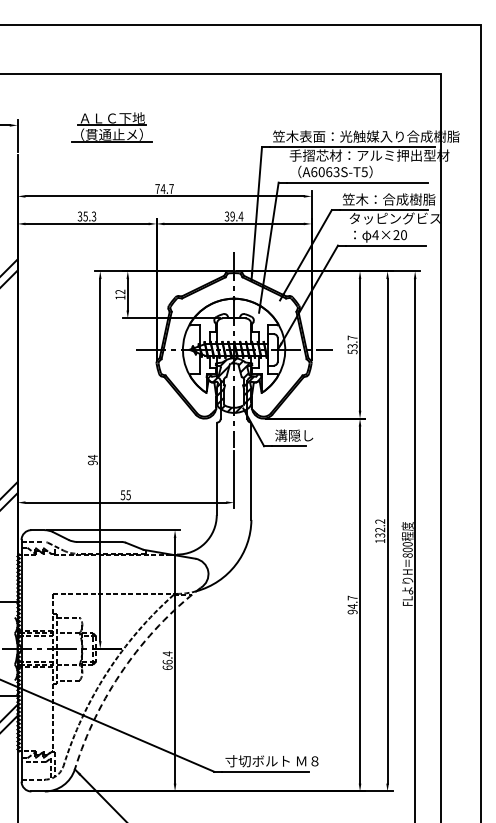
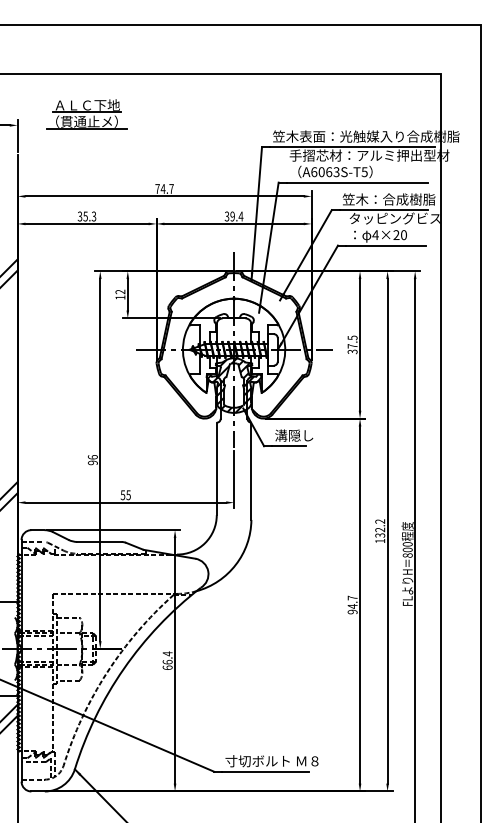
part position: (111, 127) -> (86, 114) (86, 114)
text: 53.7 -> 37.5 (352, 344)
text: 94 -> 96 (92, 456)
arc: dashed -> solid (123, 668)
